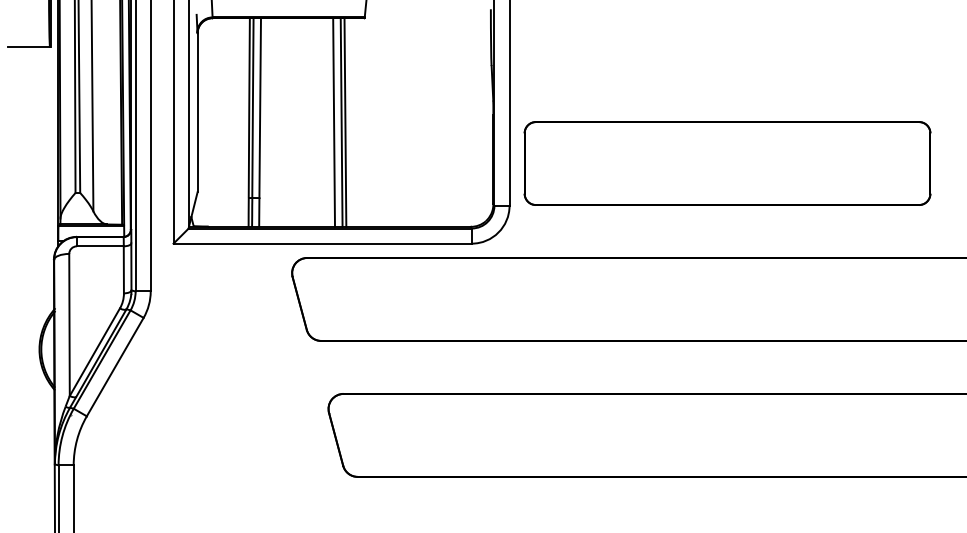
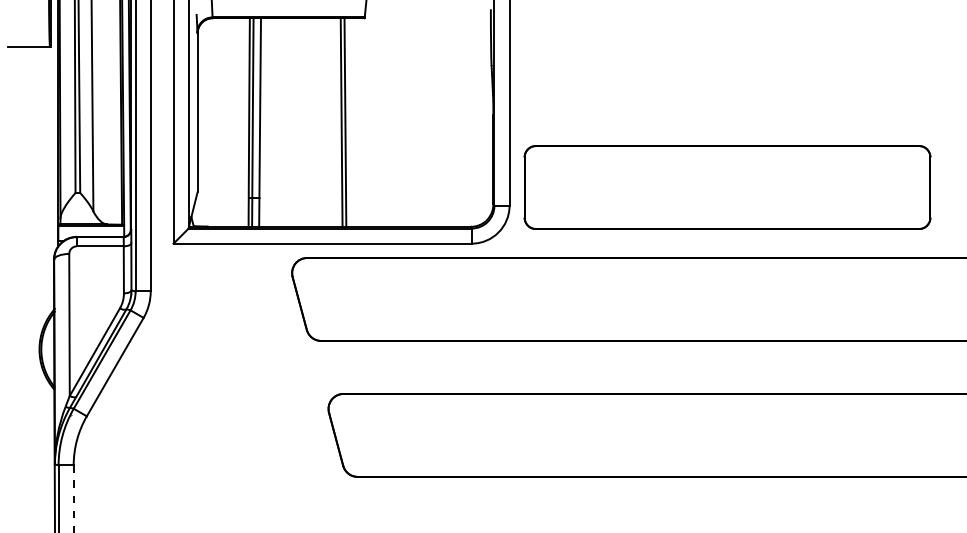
line: present -> none (334, 122)
part position: (727, 163) -> (727, 187) (727, 187)
line: solid -> dashed (73, 499)
